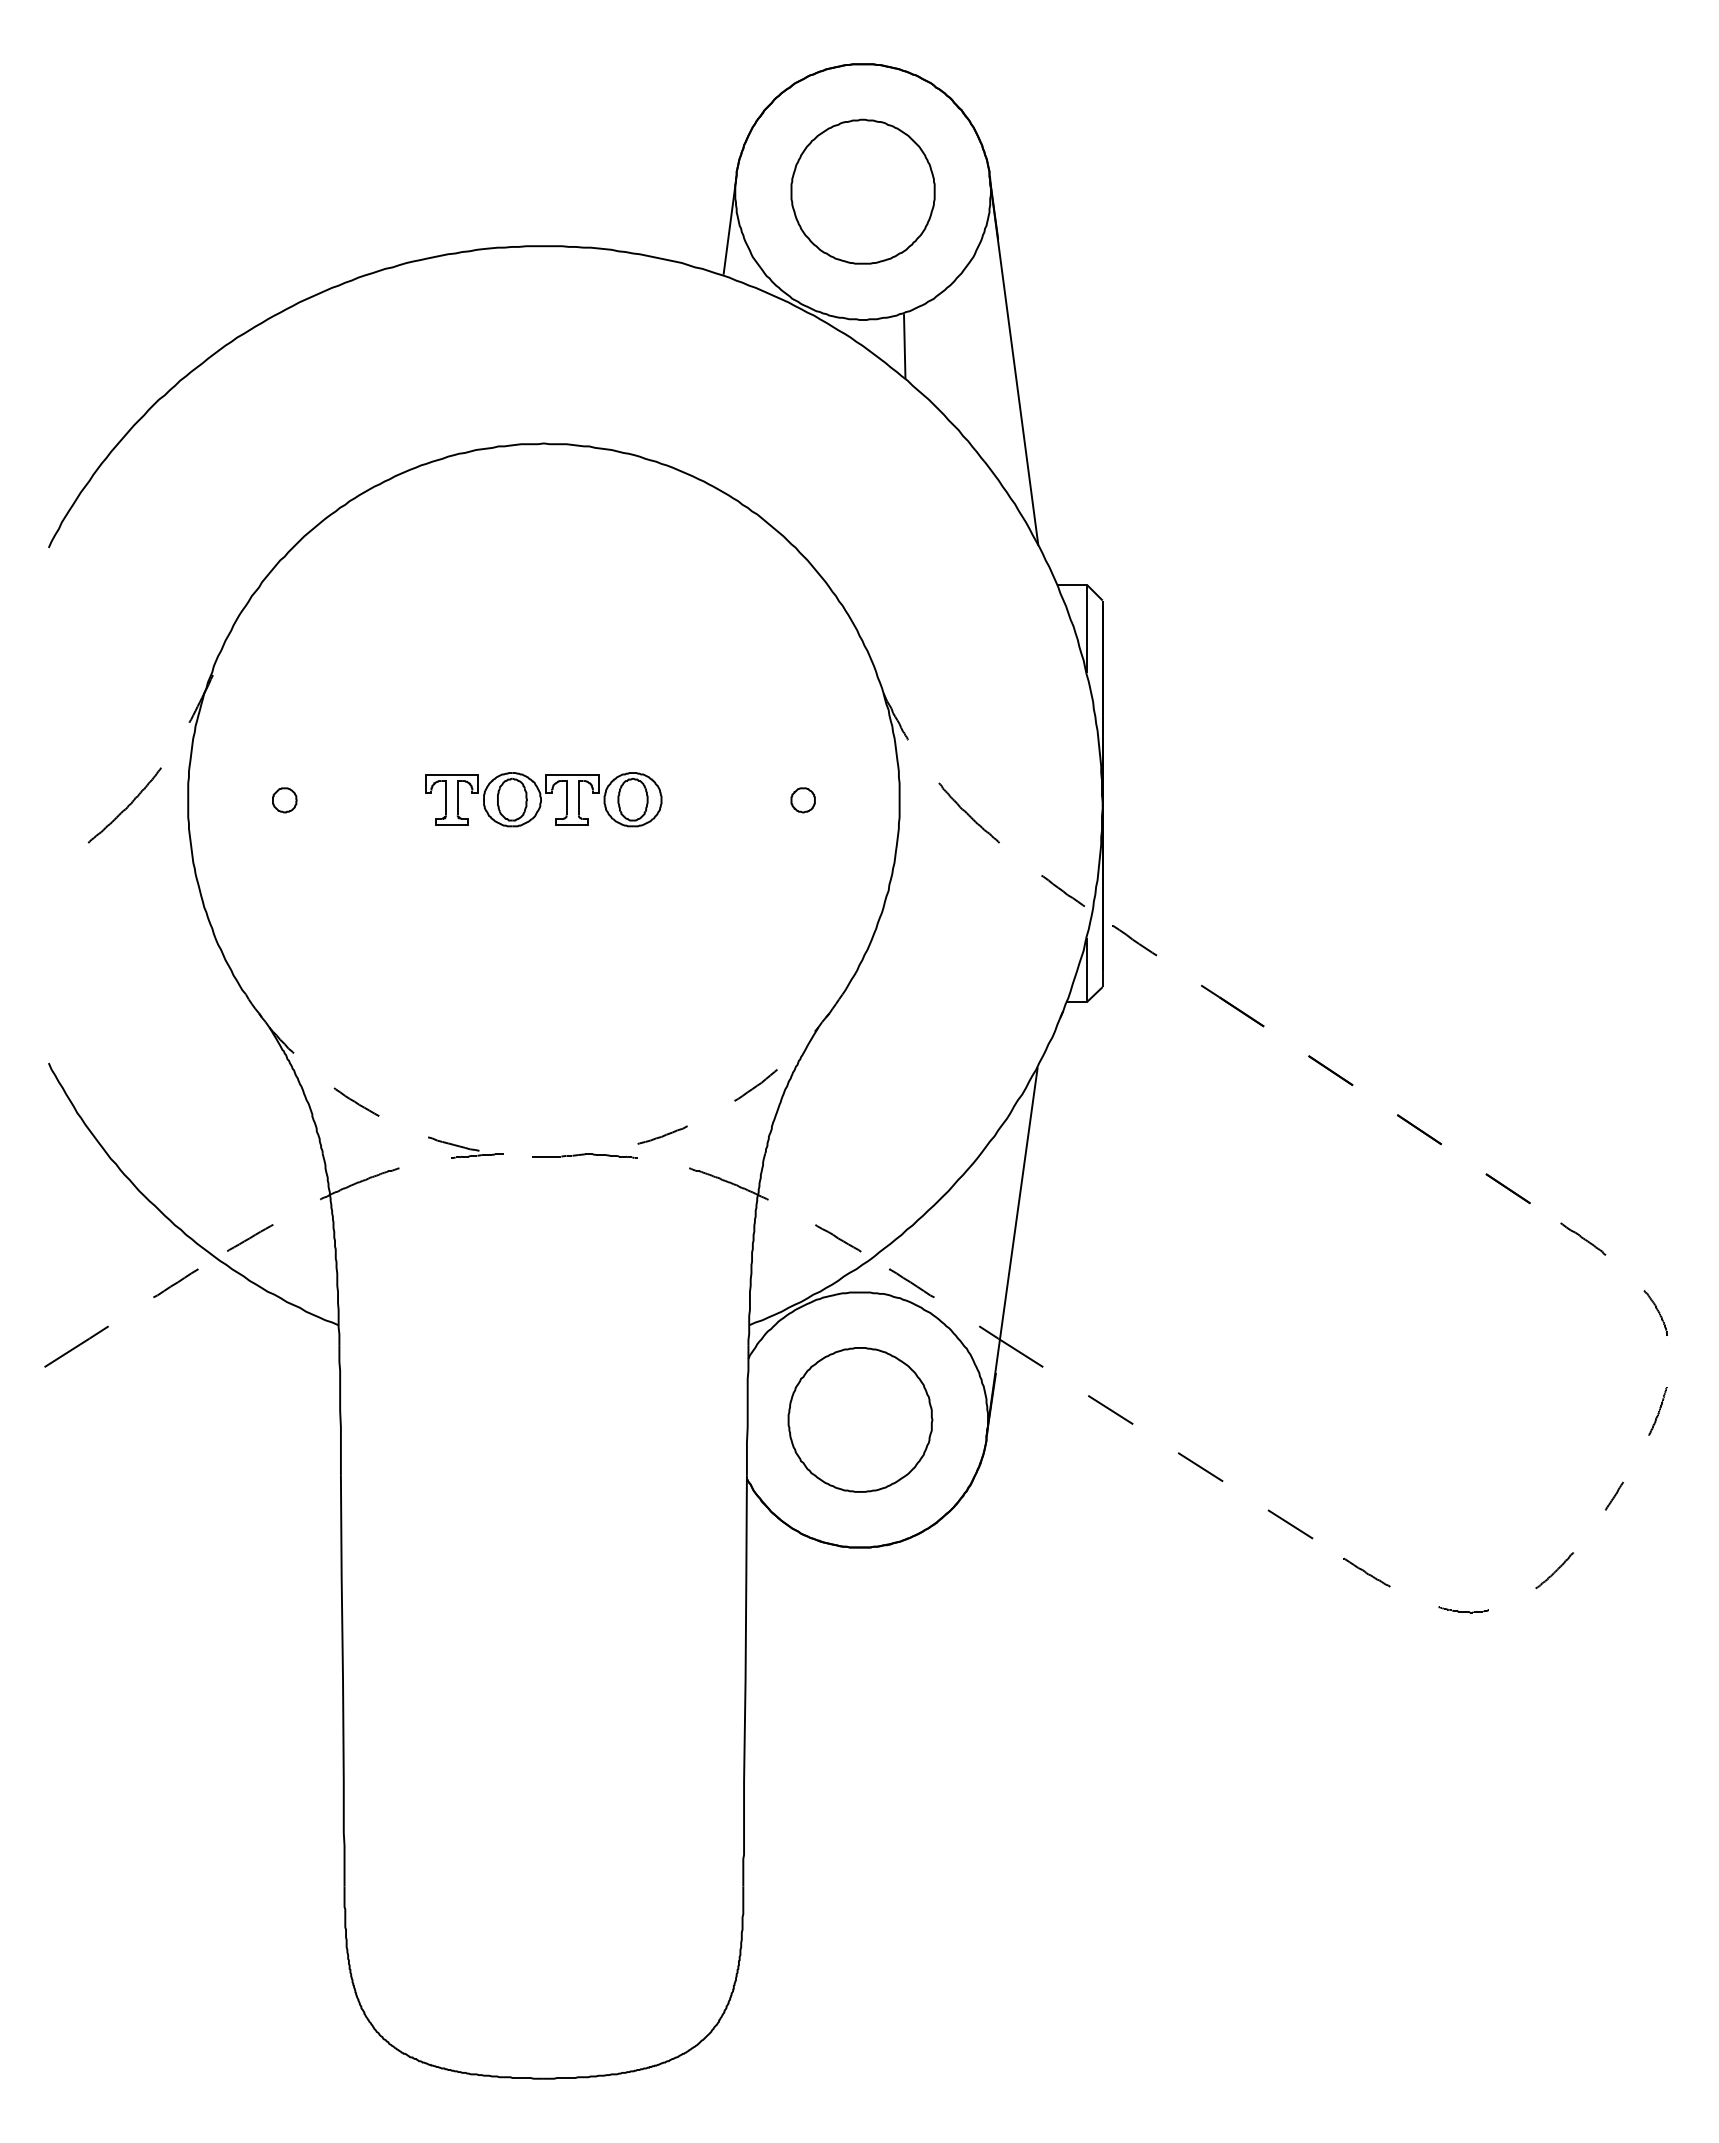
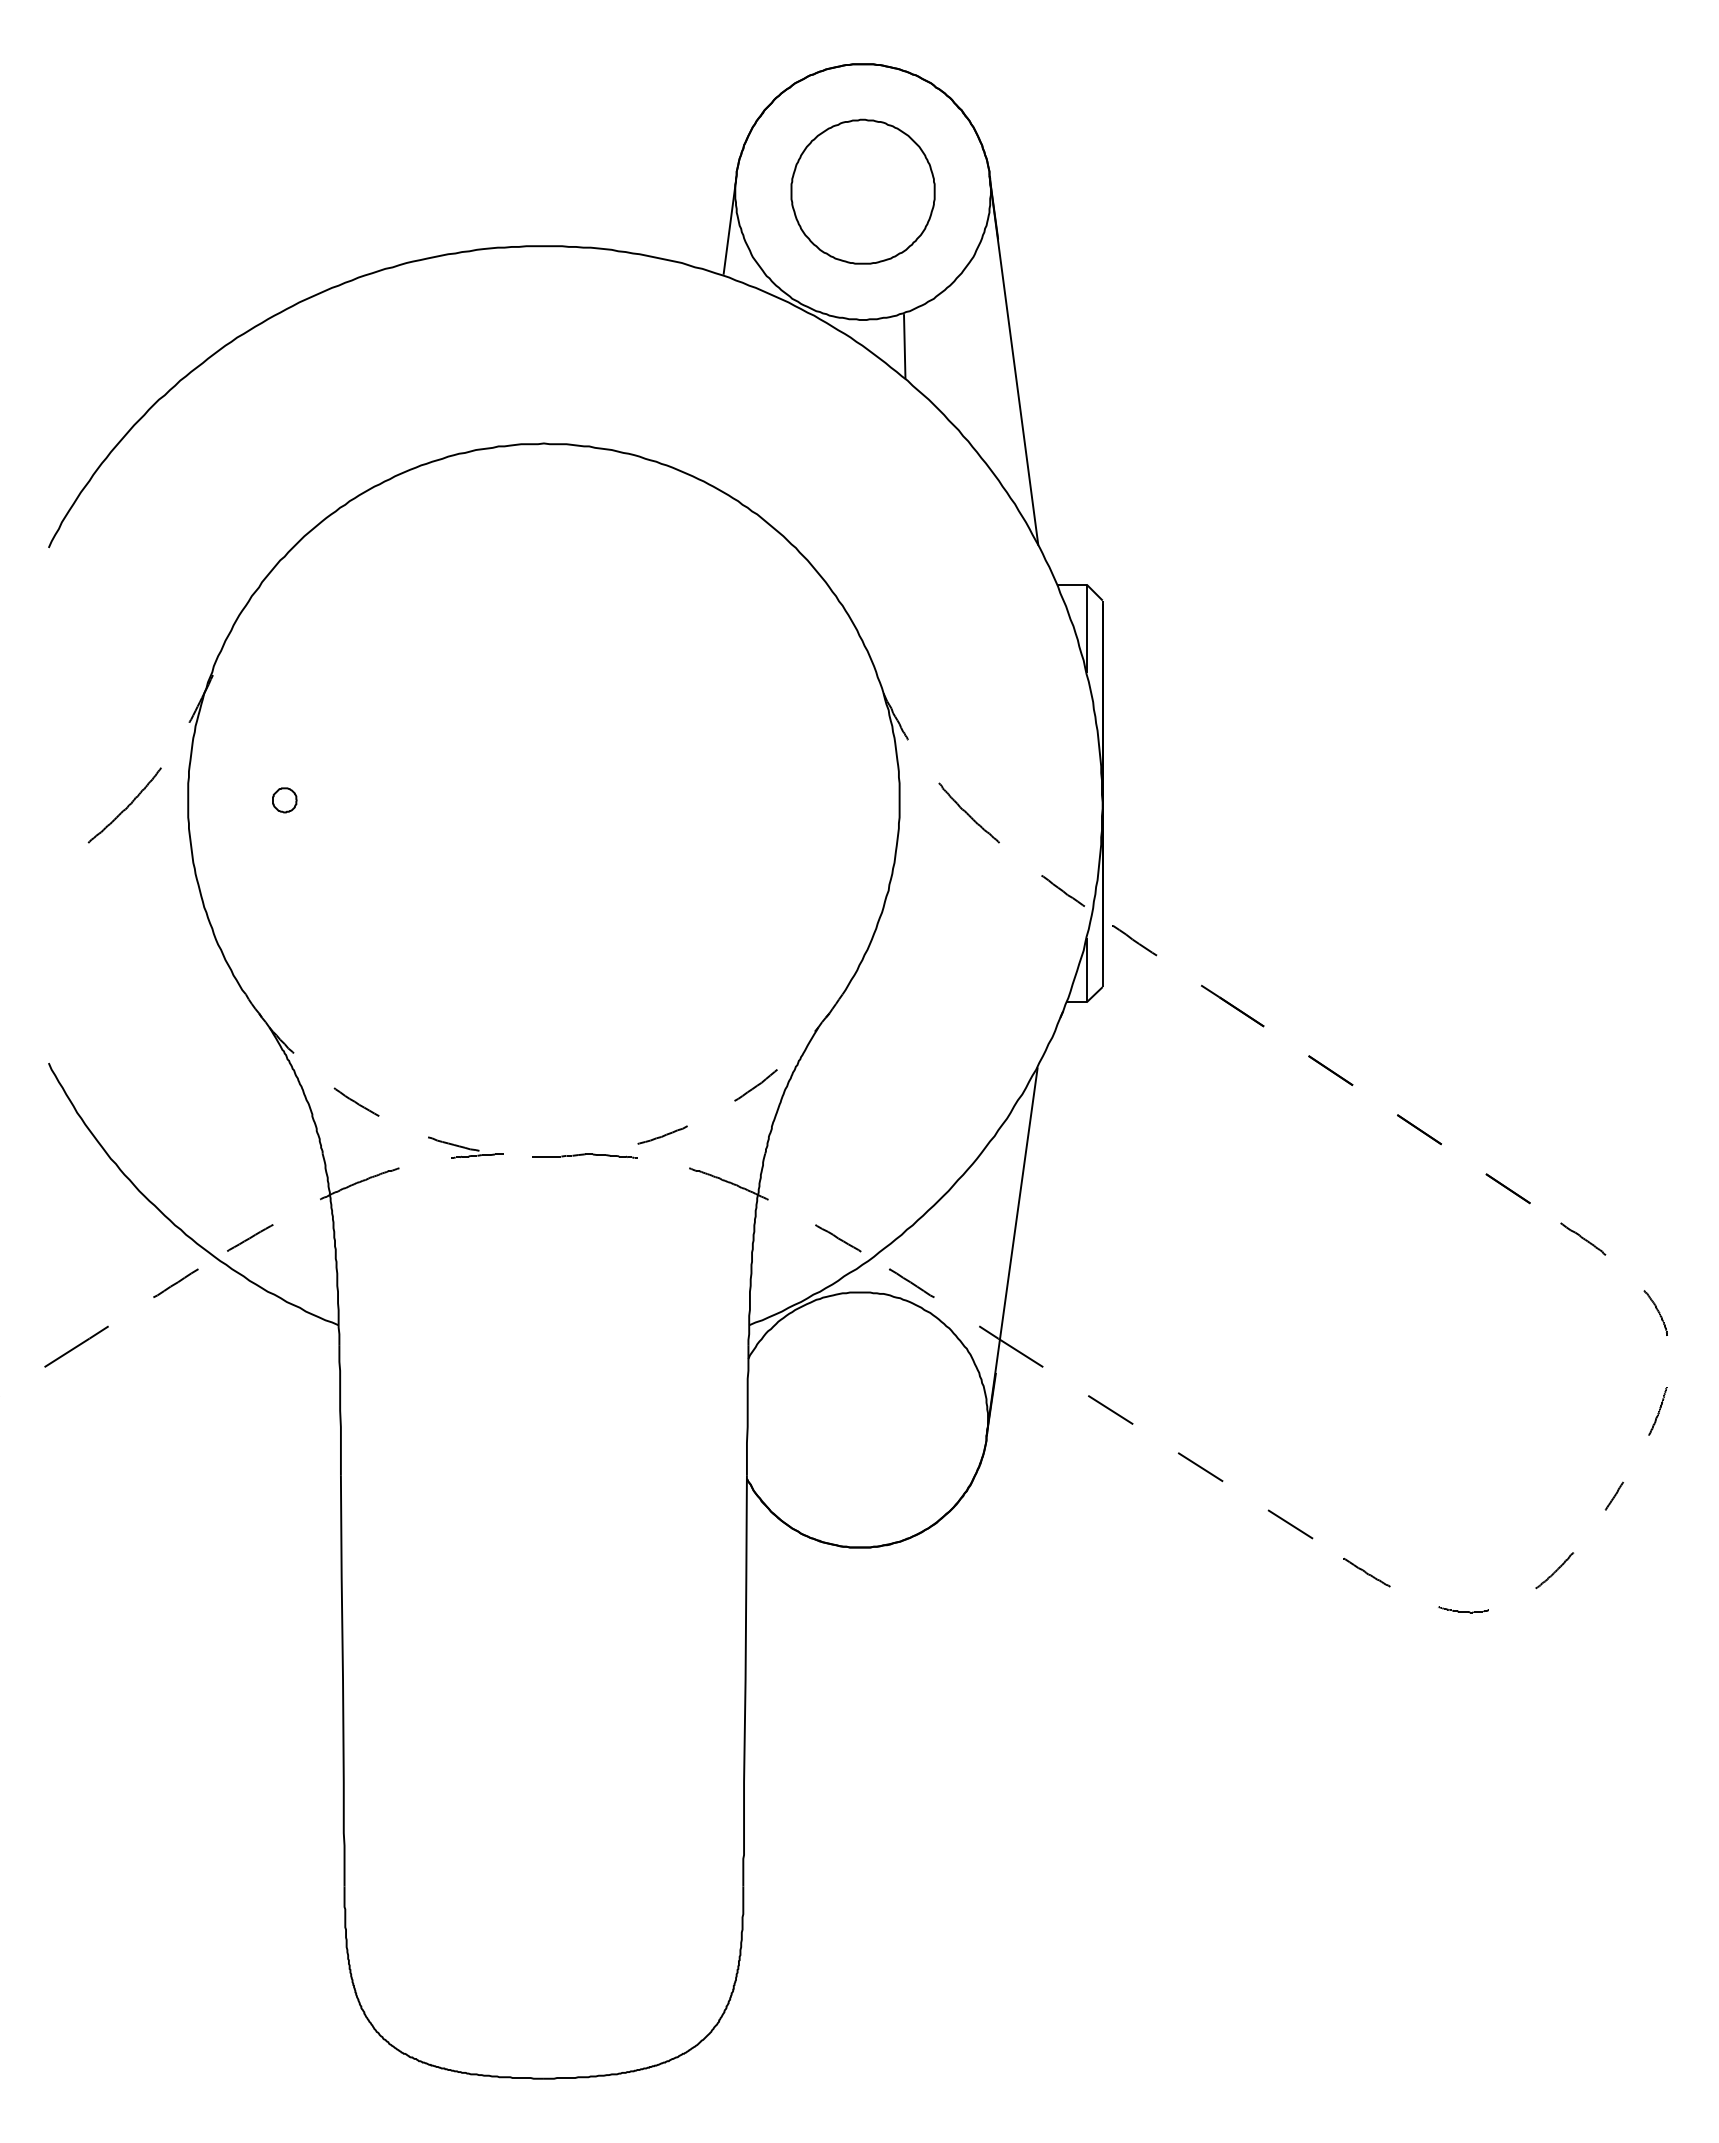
part: present -> none (543, 799)
part: present -> none (802, 800)
part: present -> none (860, 1419)
